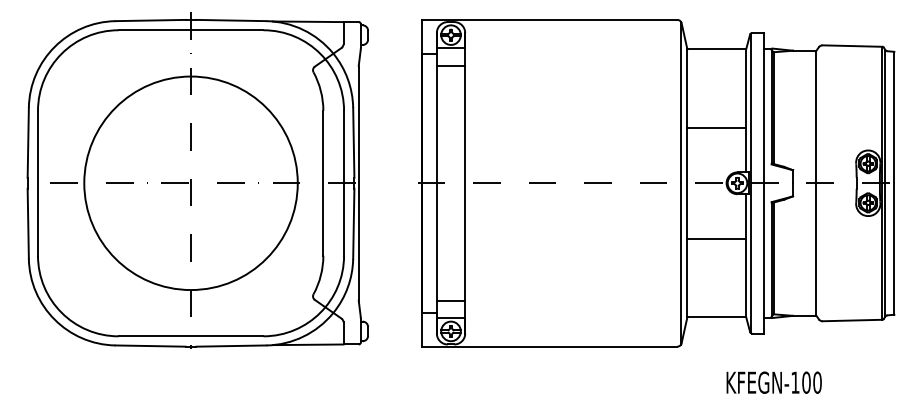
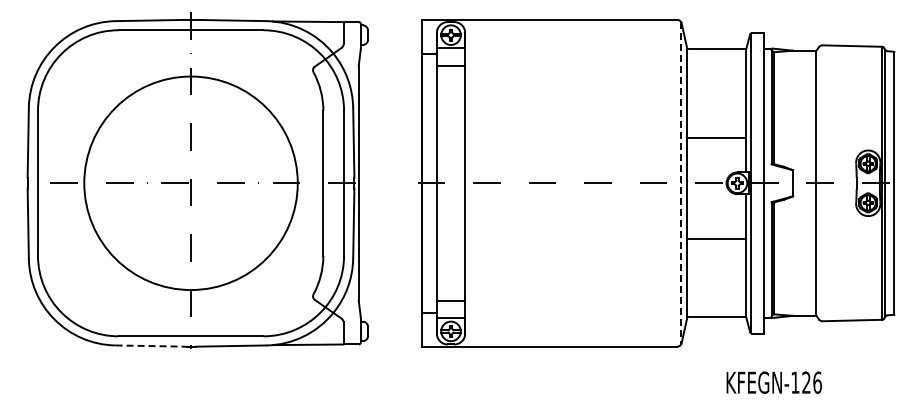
line position: (716, 127) -> (716, 137) (716, 137)
line: solid -> dashed (680, 183)
line: solid -> dashed (151, 346)
text: KFEGN-100 -> KFEGN-126 (811, 382)
